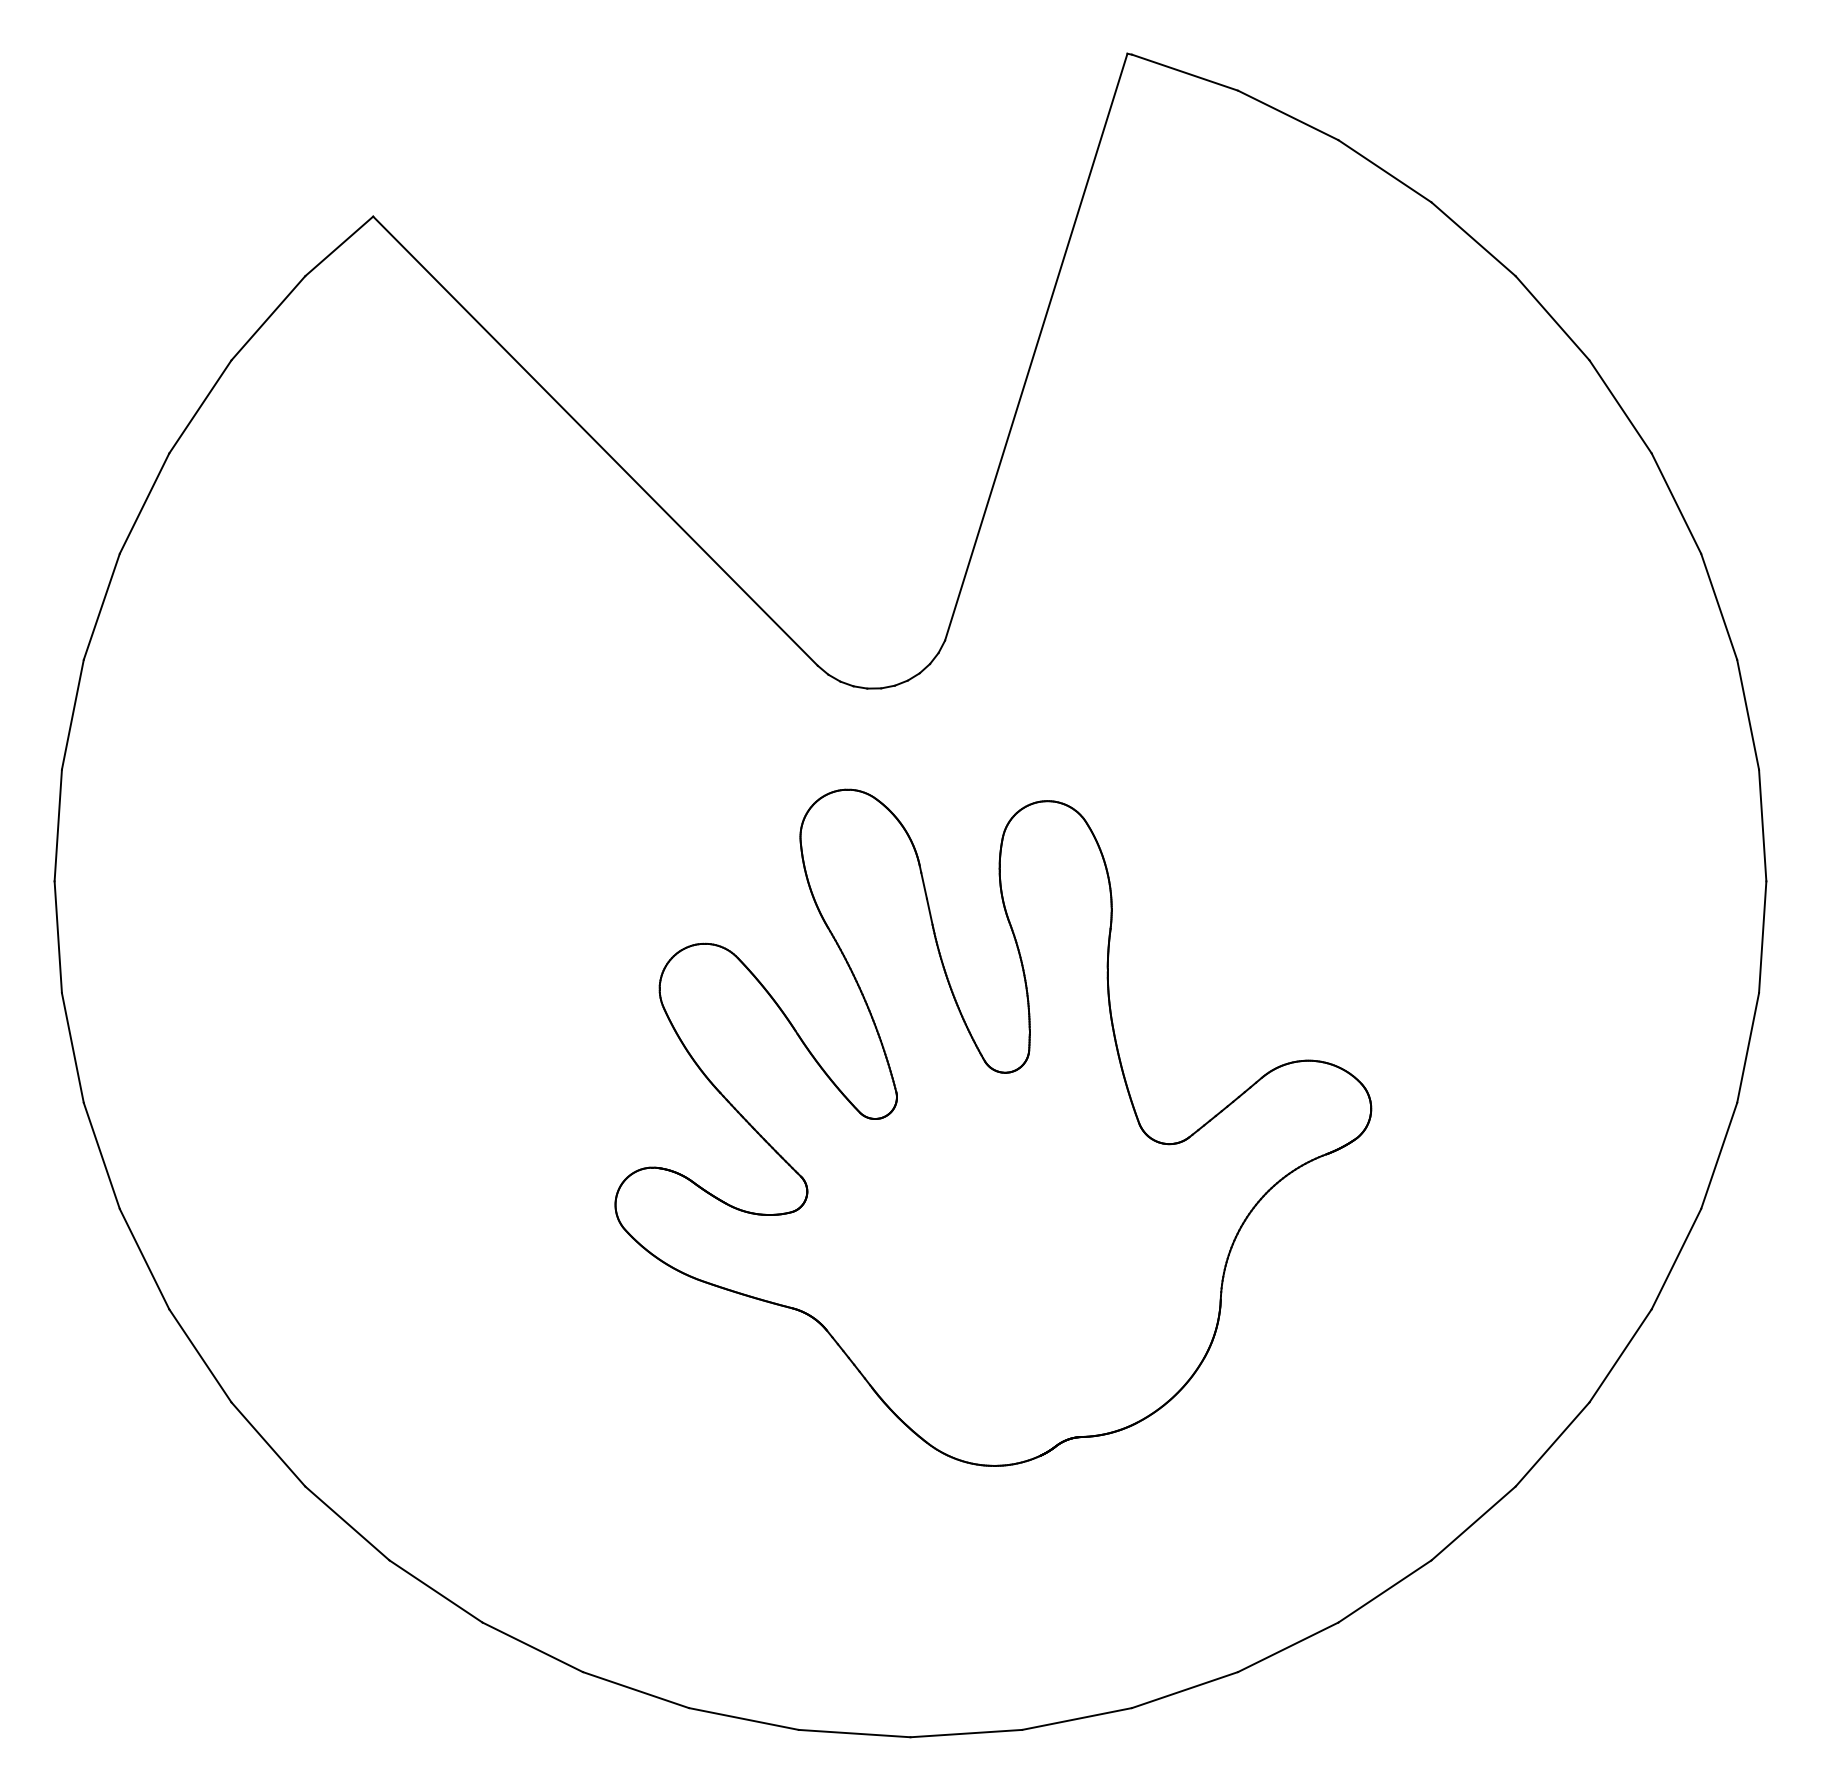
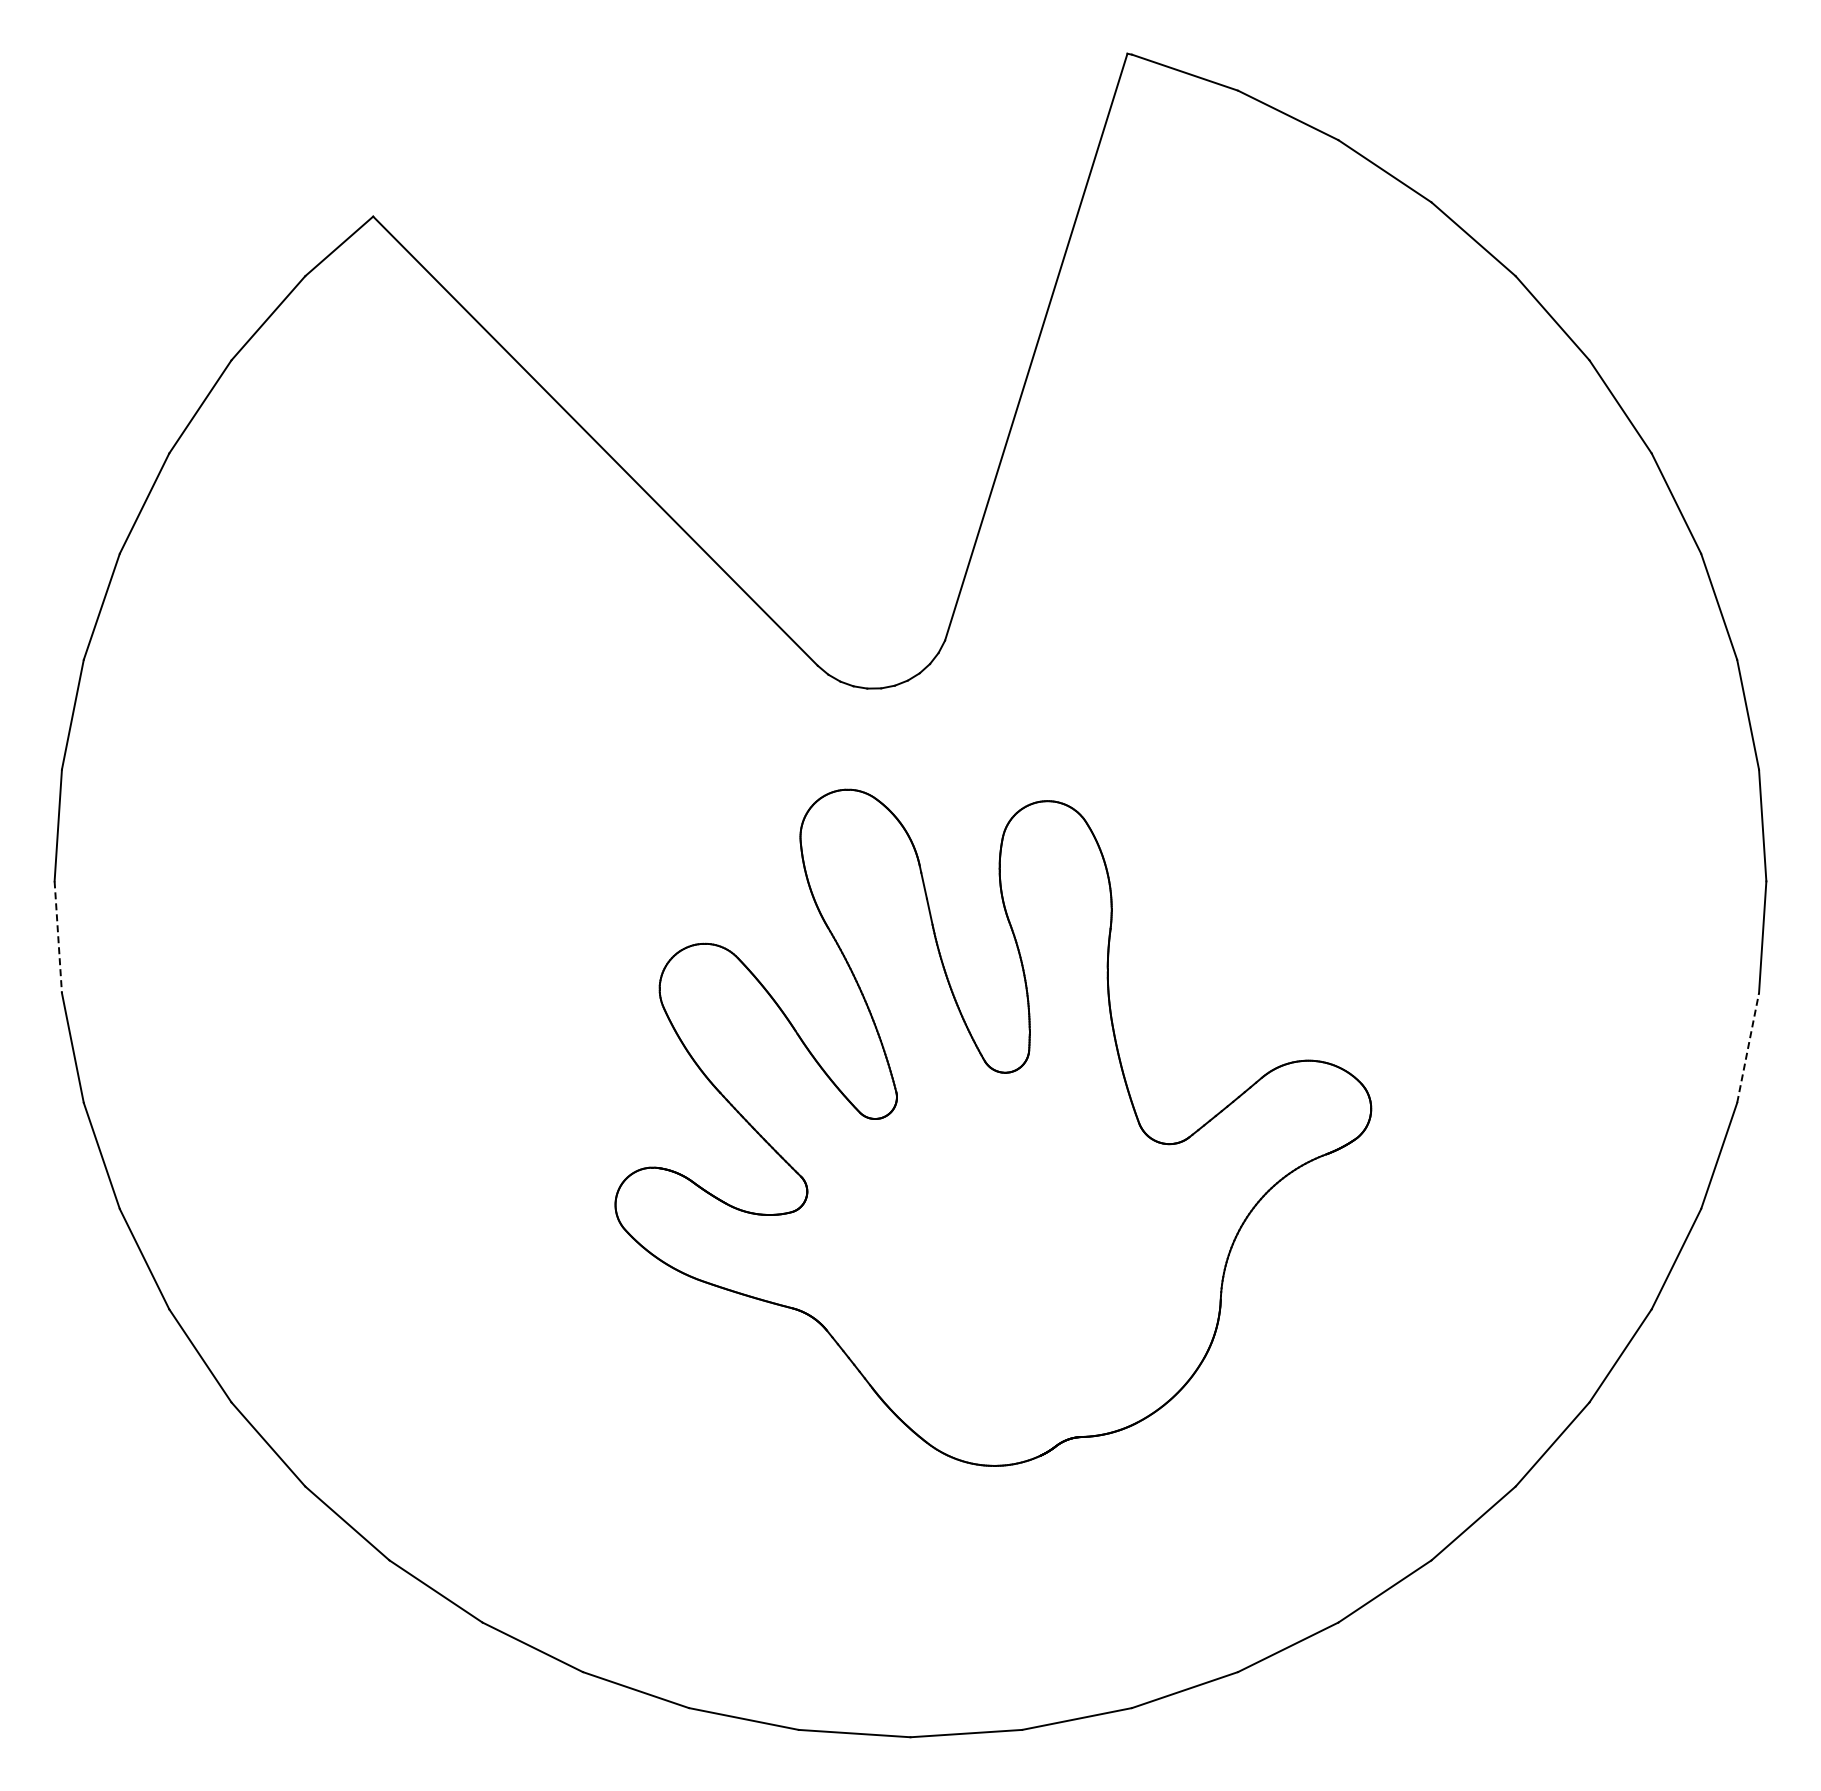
line: solid -> dashed (58, 937)
line: solid -> dashed (1748, 1047)
